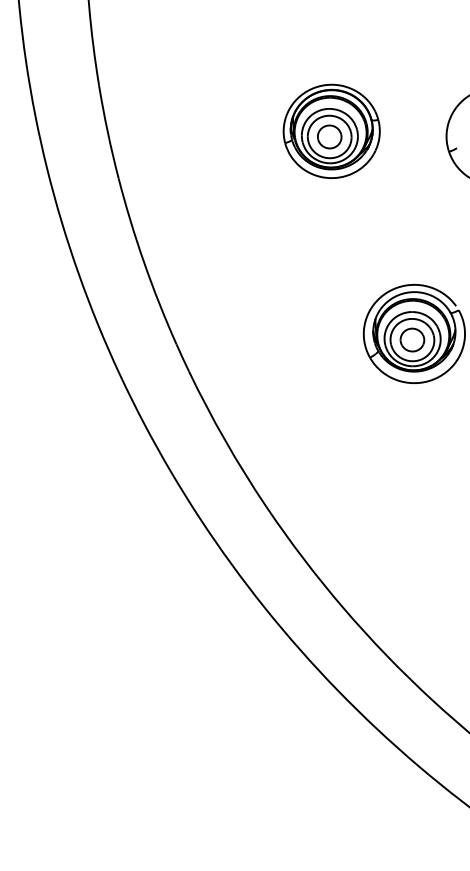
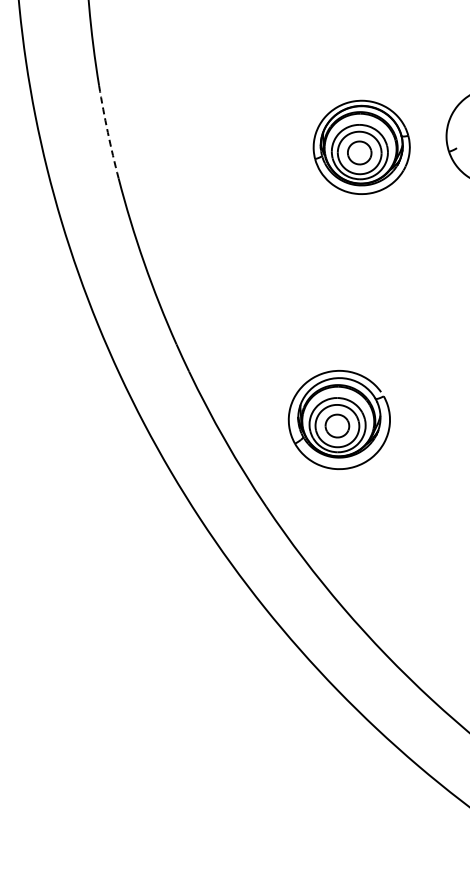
part position: (331, 130) -> (361, 146) (361, 146)
arc: solid -> dashed (107, 132)
part position: (413, 333) -> (338, 419) (338, 419)
